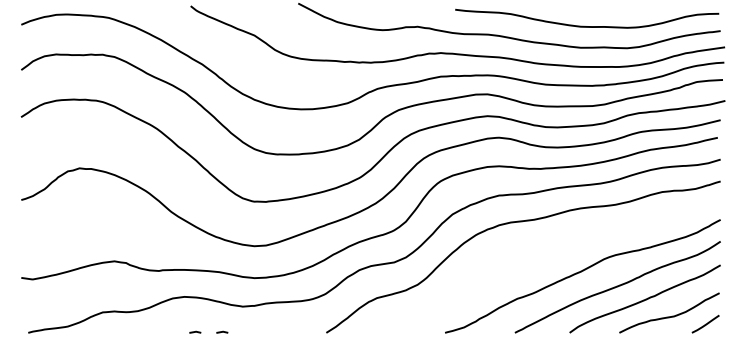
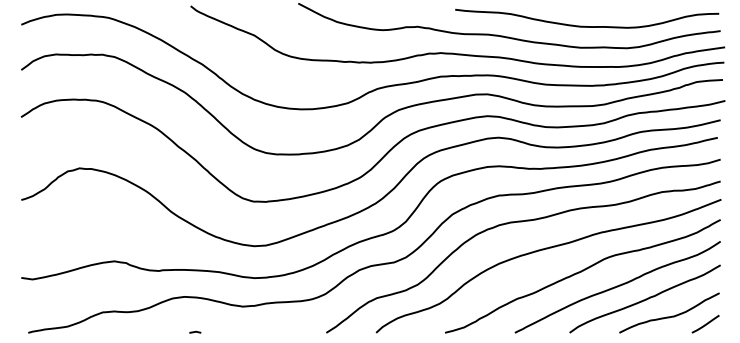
curve: none -> present (543, 250)
line: present -> none (222, 331)
